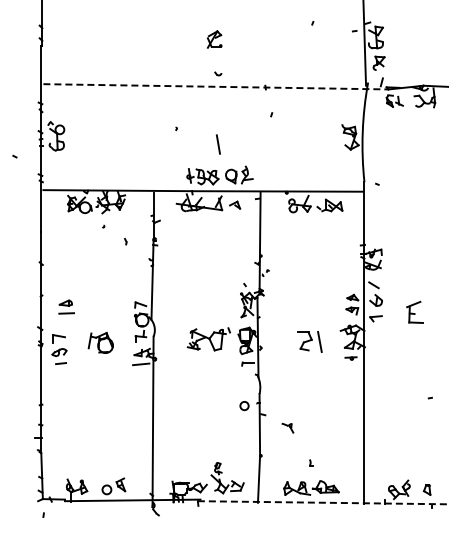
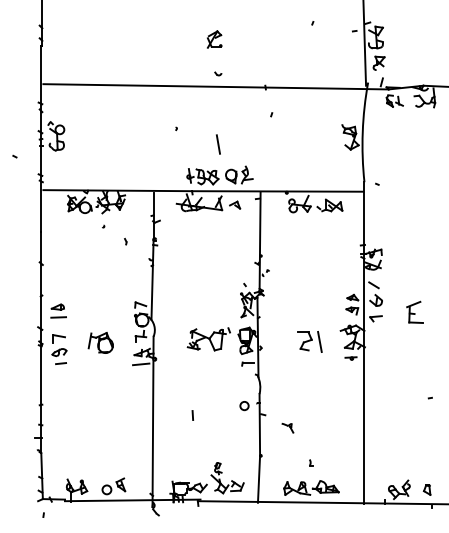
line: dashed -> solid (216, 86)
part position: (66, 306) -> (58, 310) (58, 310)
line: none -> present (192, 415)
line: dashed -> solid (323, 502)
